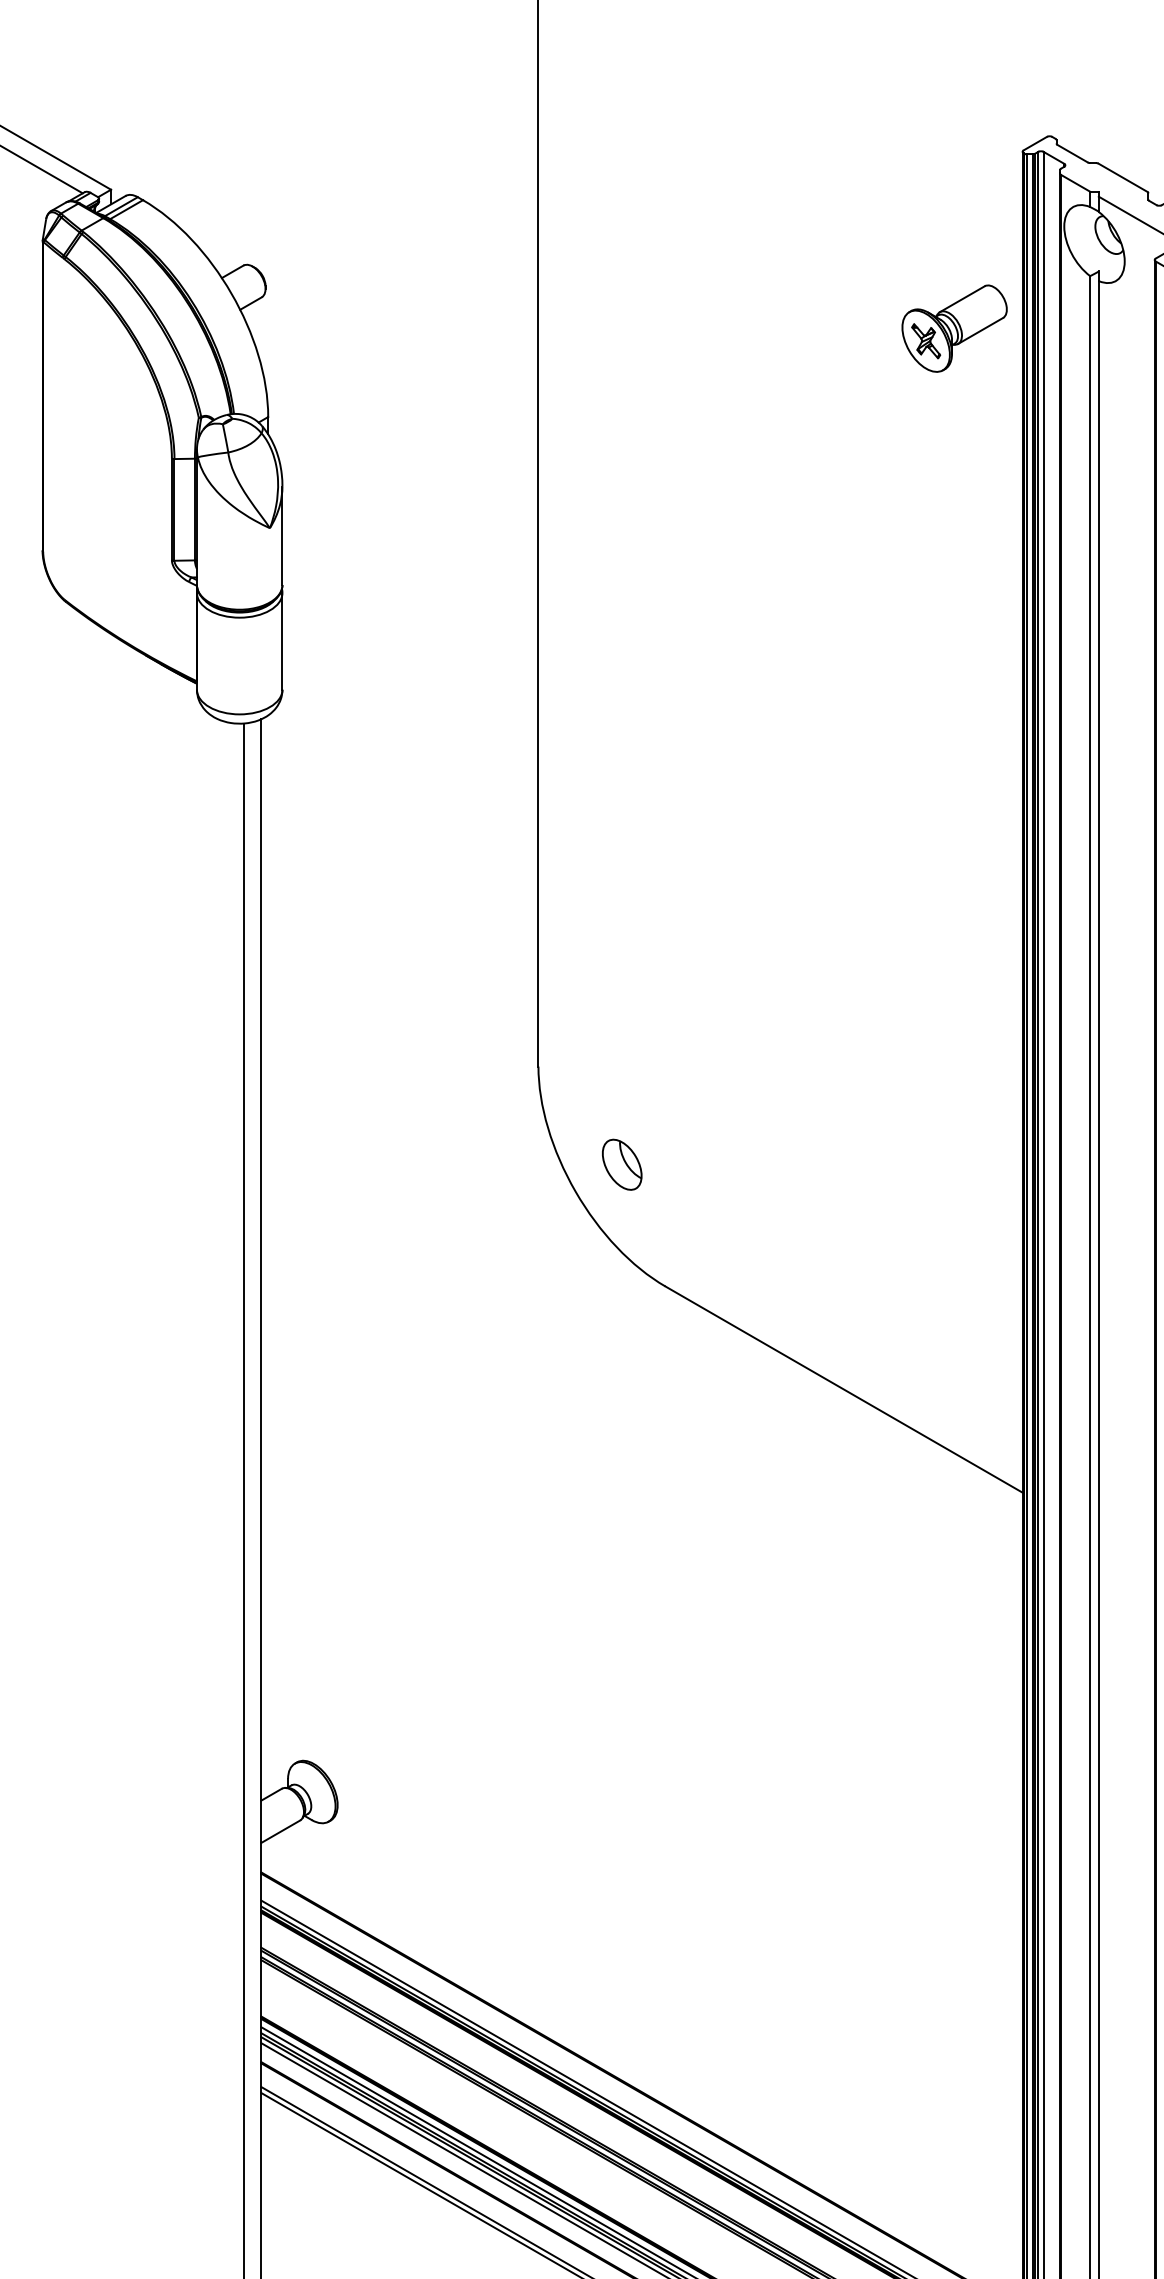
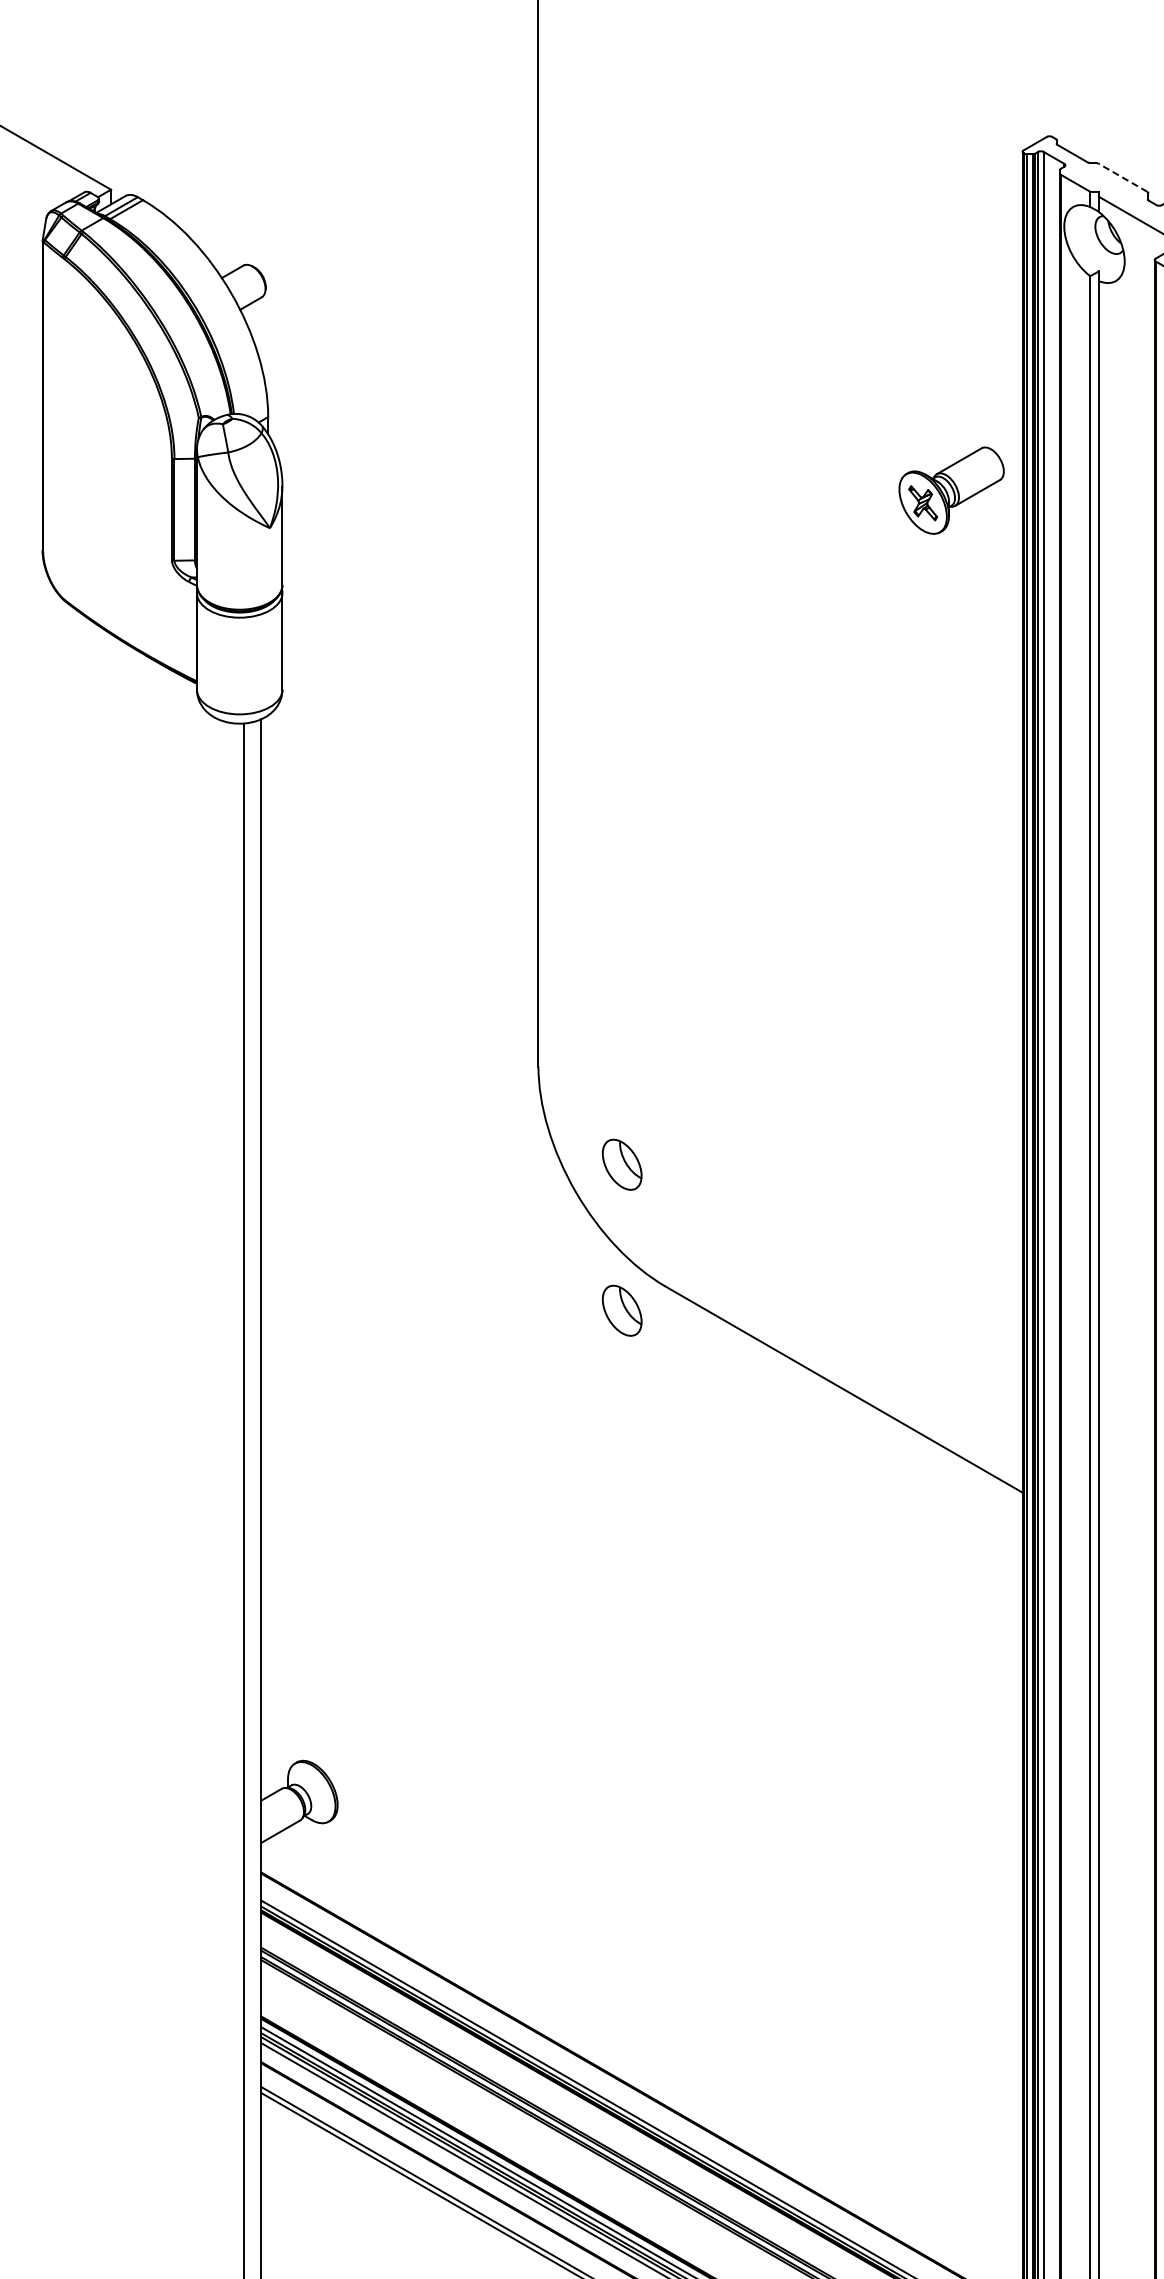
line: present -> none (42, 169)
line: solid -> dashed (1122, 177)
part position: (954, 328) -> (951, 490) (951, 490)
part: none -> present (622, 1310)
